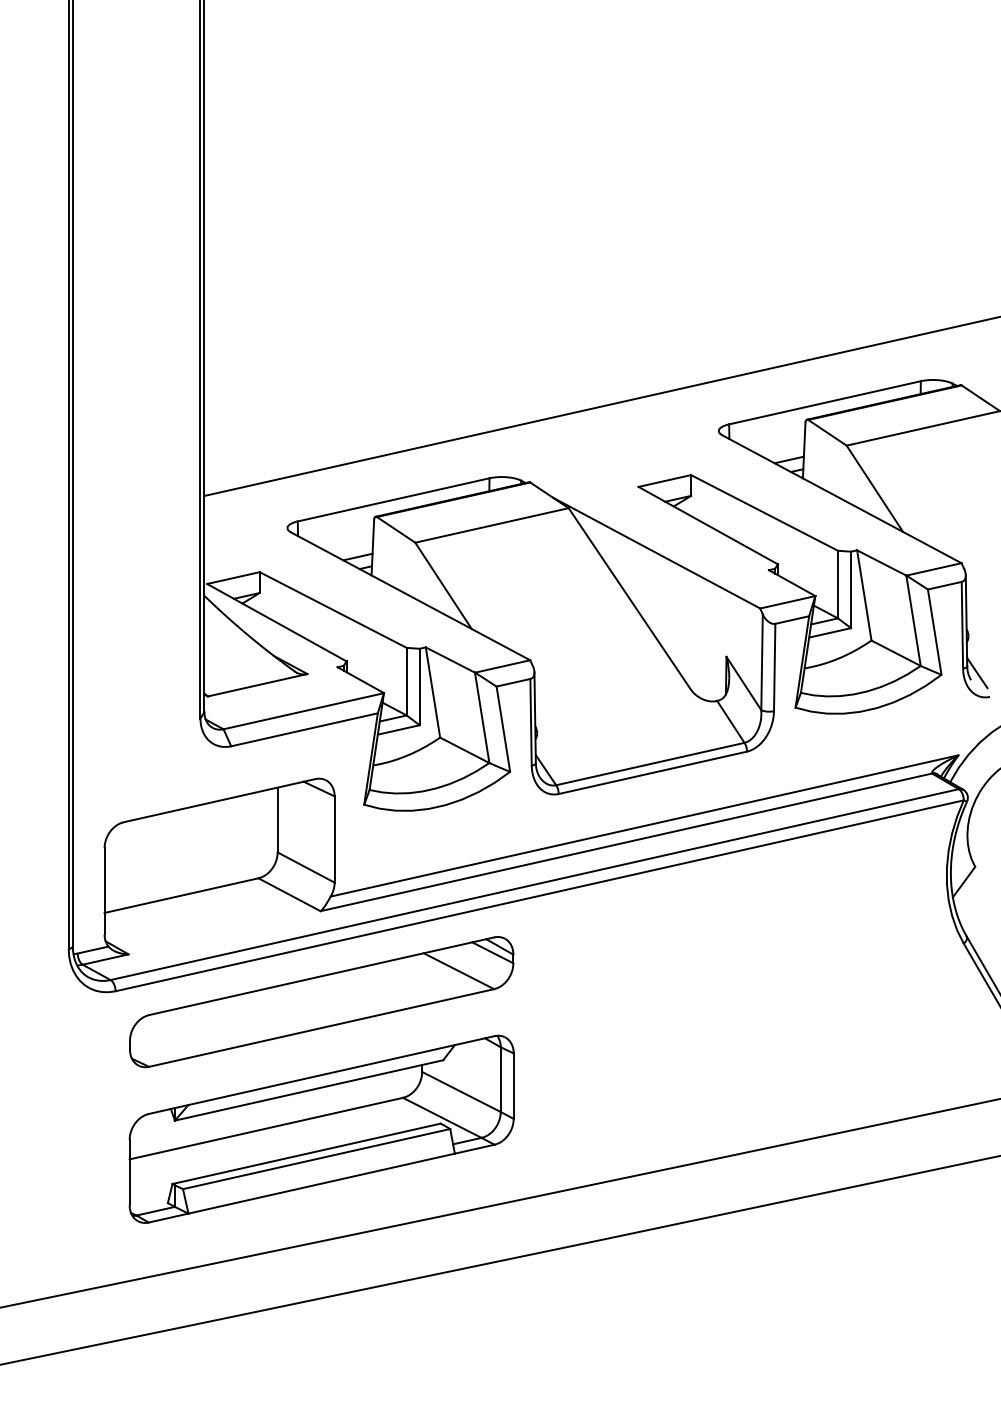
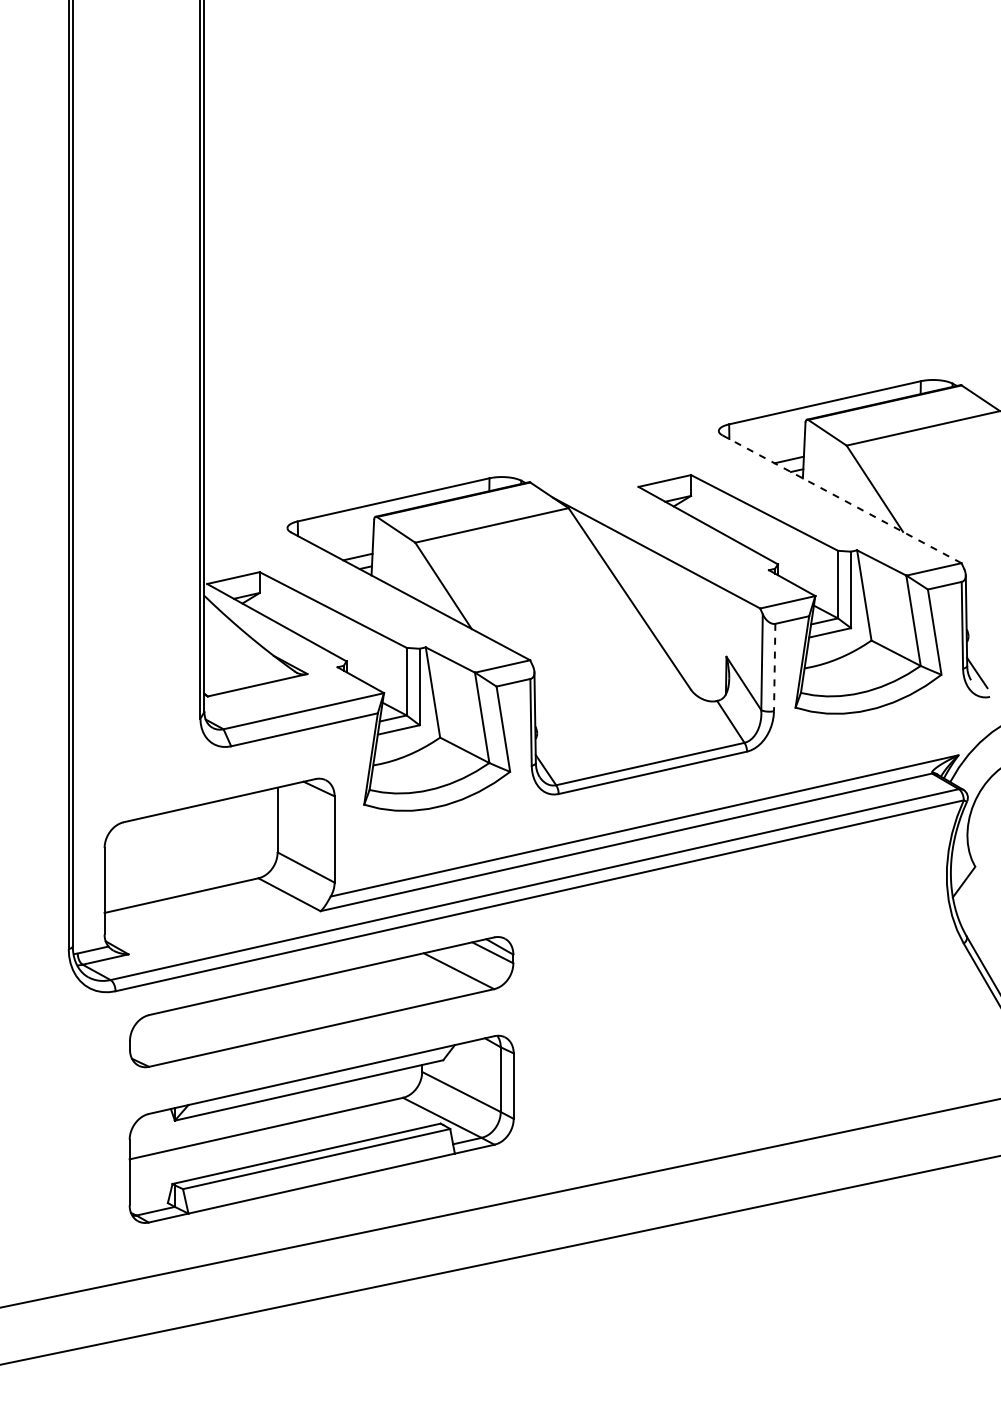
line: present -> none (600, 406)
line: solid -> dashed (842, 499)
line: solid -> dashed (774, 667)
